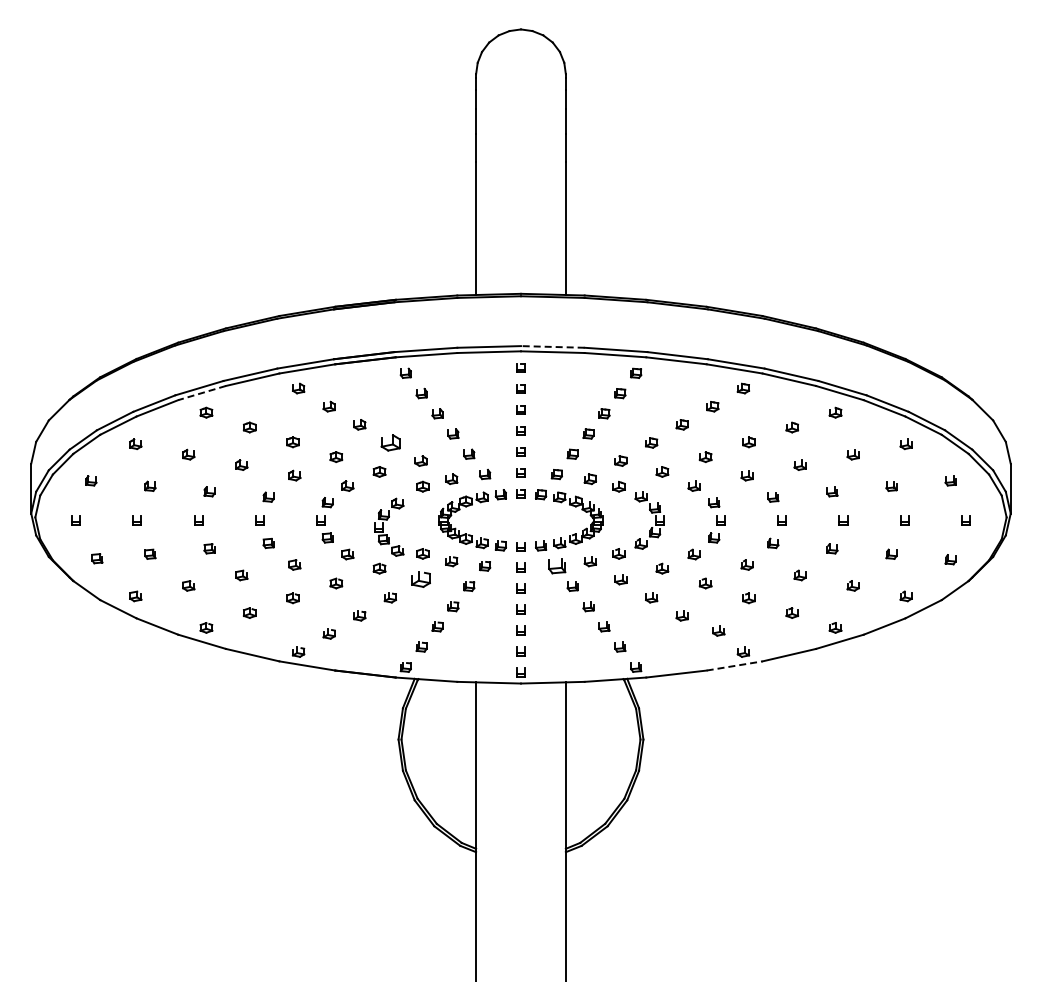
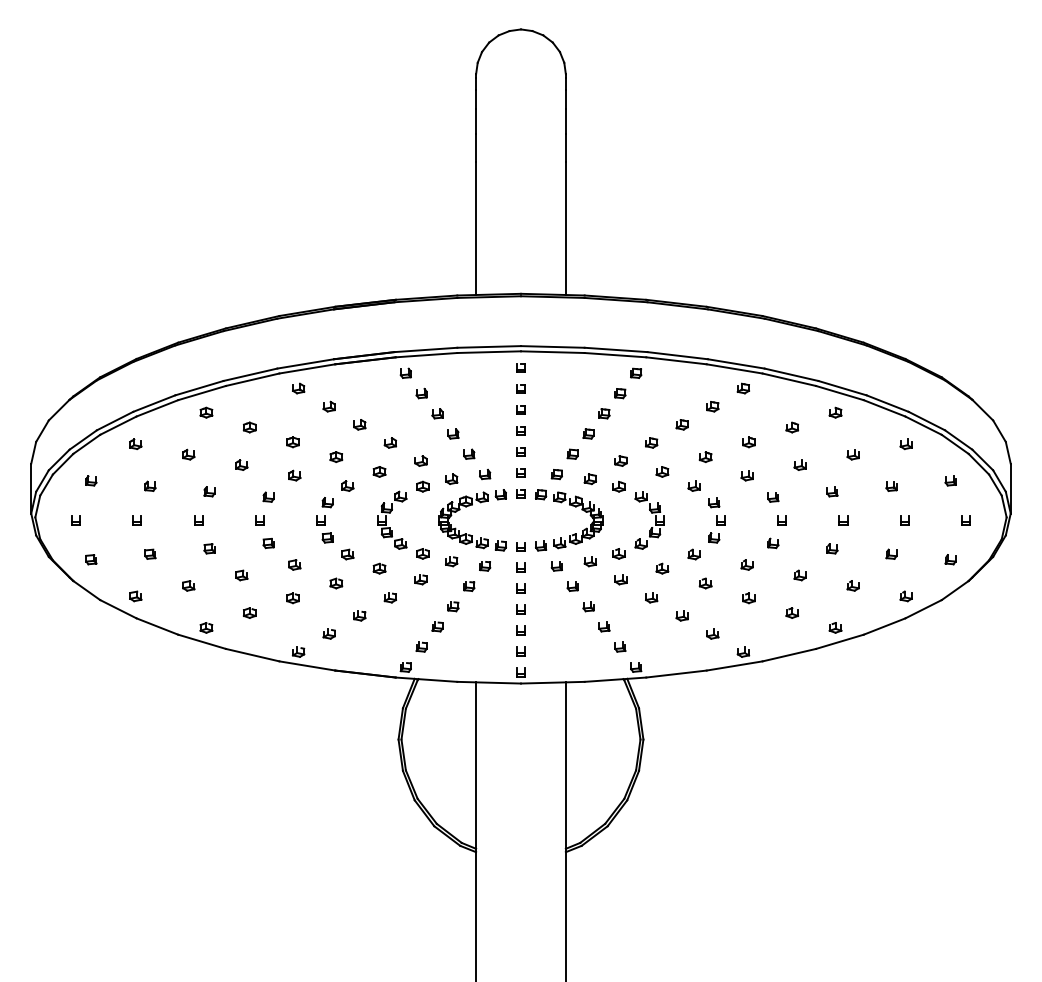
line: dashed -> solid (552, 346)
line: dashed -> solid (202, 393)
part size: 21x18 px -> 14x12 px (389, 442)
part position: (389, 526) -> (392, 519) (392, 519)
part position: (97, 558) -> (91, 559) (91, 559)
part size: 19x17 px -> 13x11 px (556, 566)
part size: 20x17 px -> 14x12 px (420, 579)
part position: (718, 630) -> (712, 633) (712, 633)
line: dashed -> solid (735, 665)
